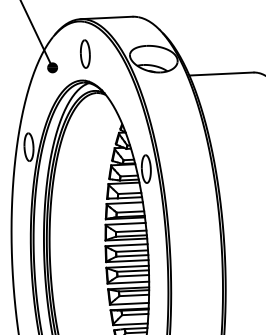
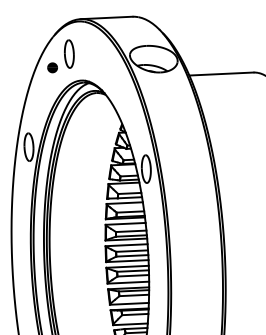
line: present -> none (35, 32)
part position: (85, 53) -> (69, 53) (69, 53)
